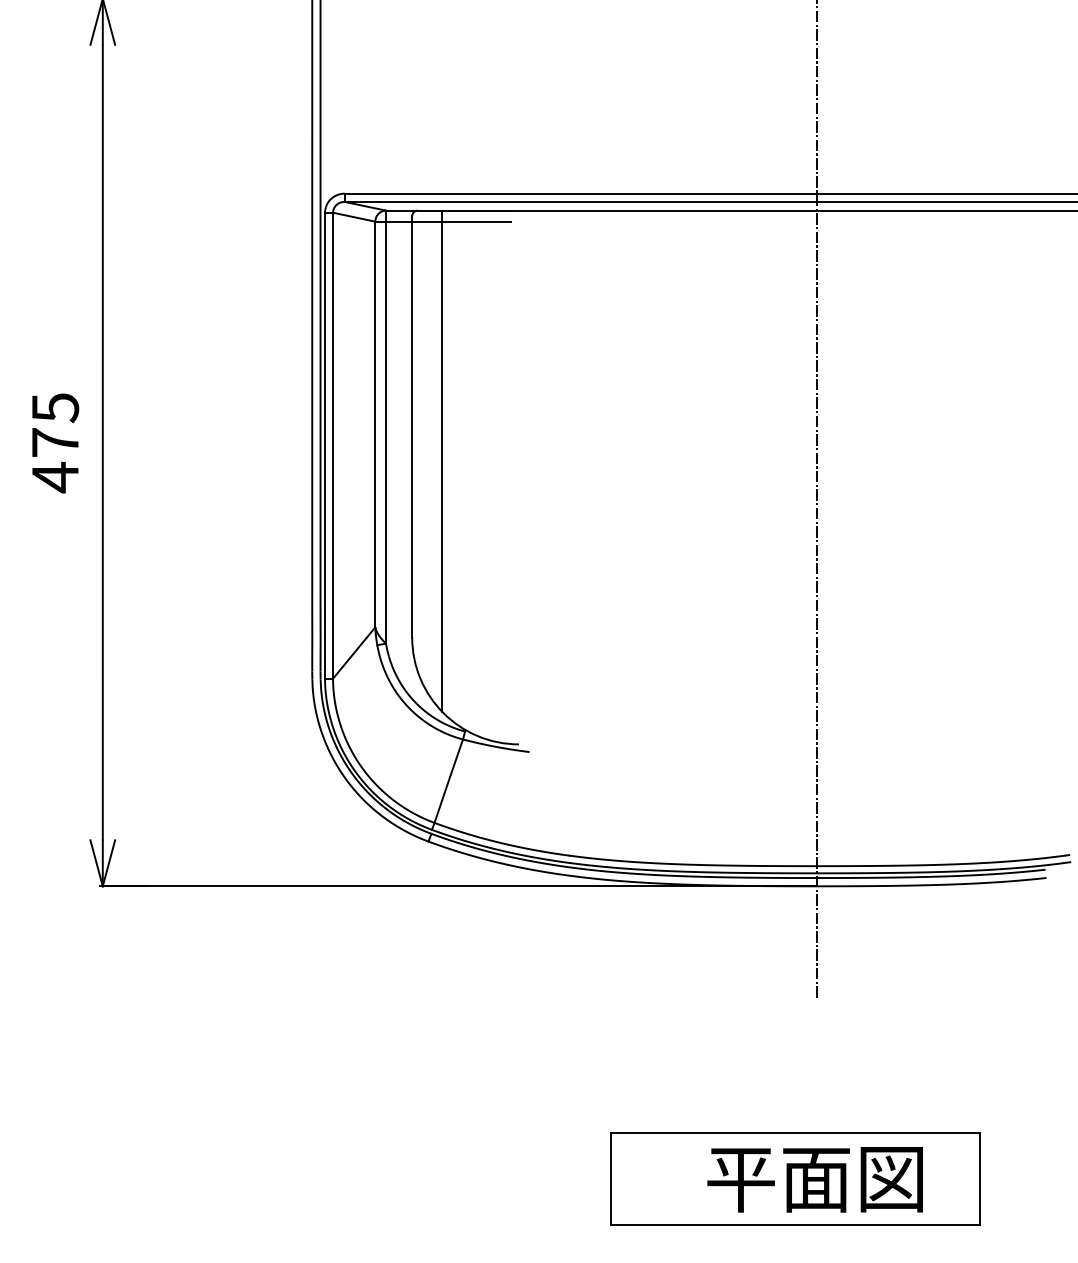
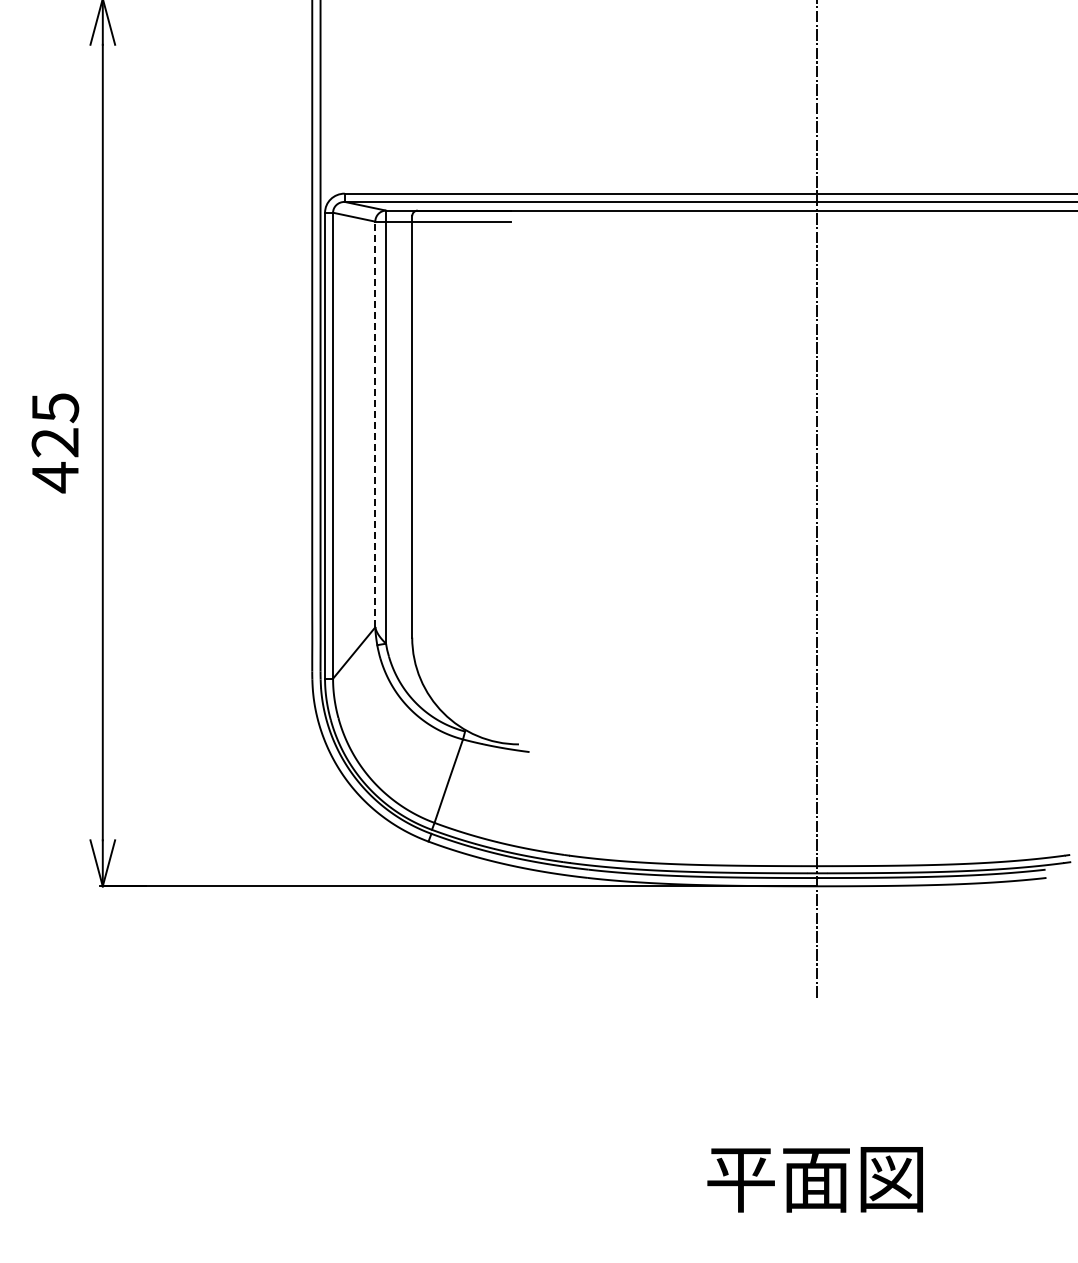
line: solid -> dashed (375, 424)
text: 475 -> 425 (54, 442)
line: present -> none (442, 460)
part: present -> none (795, 1178)
